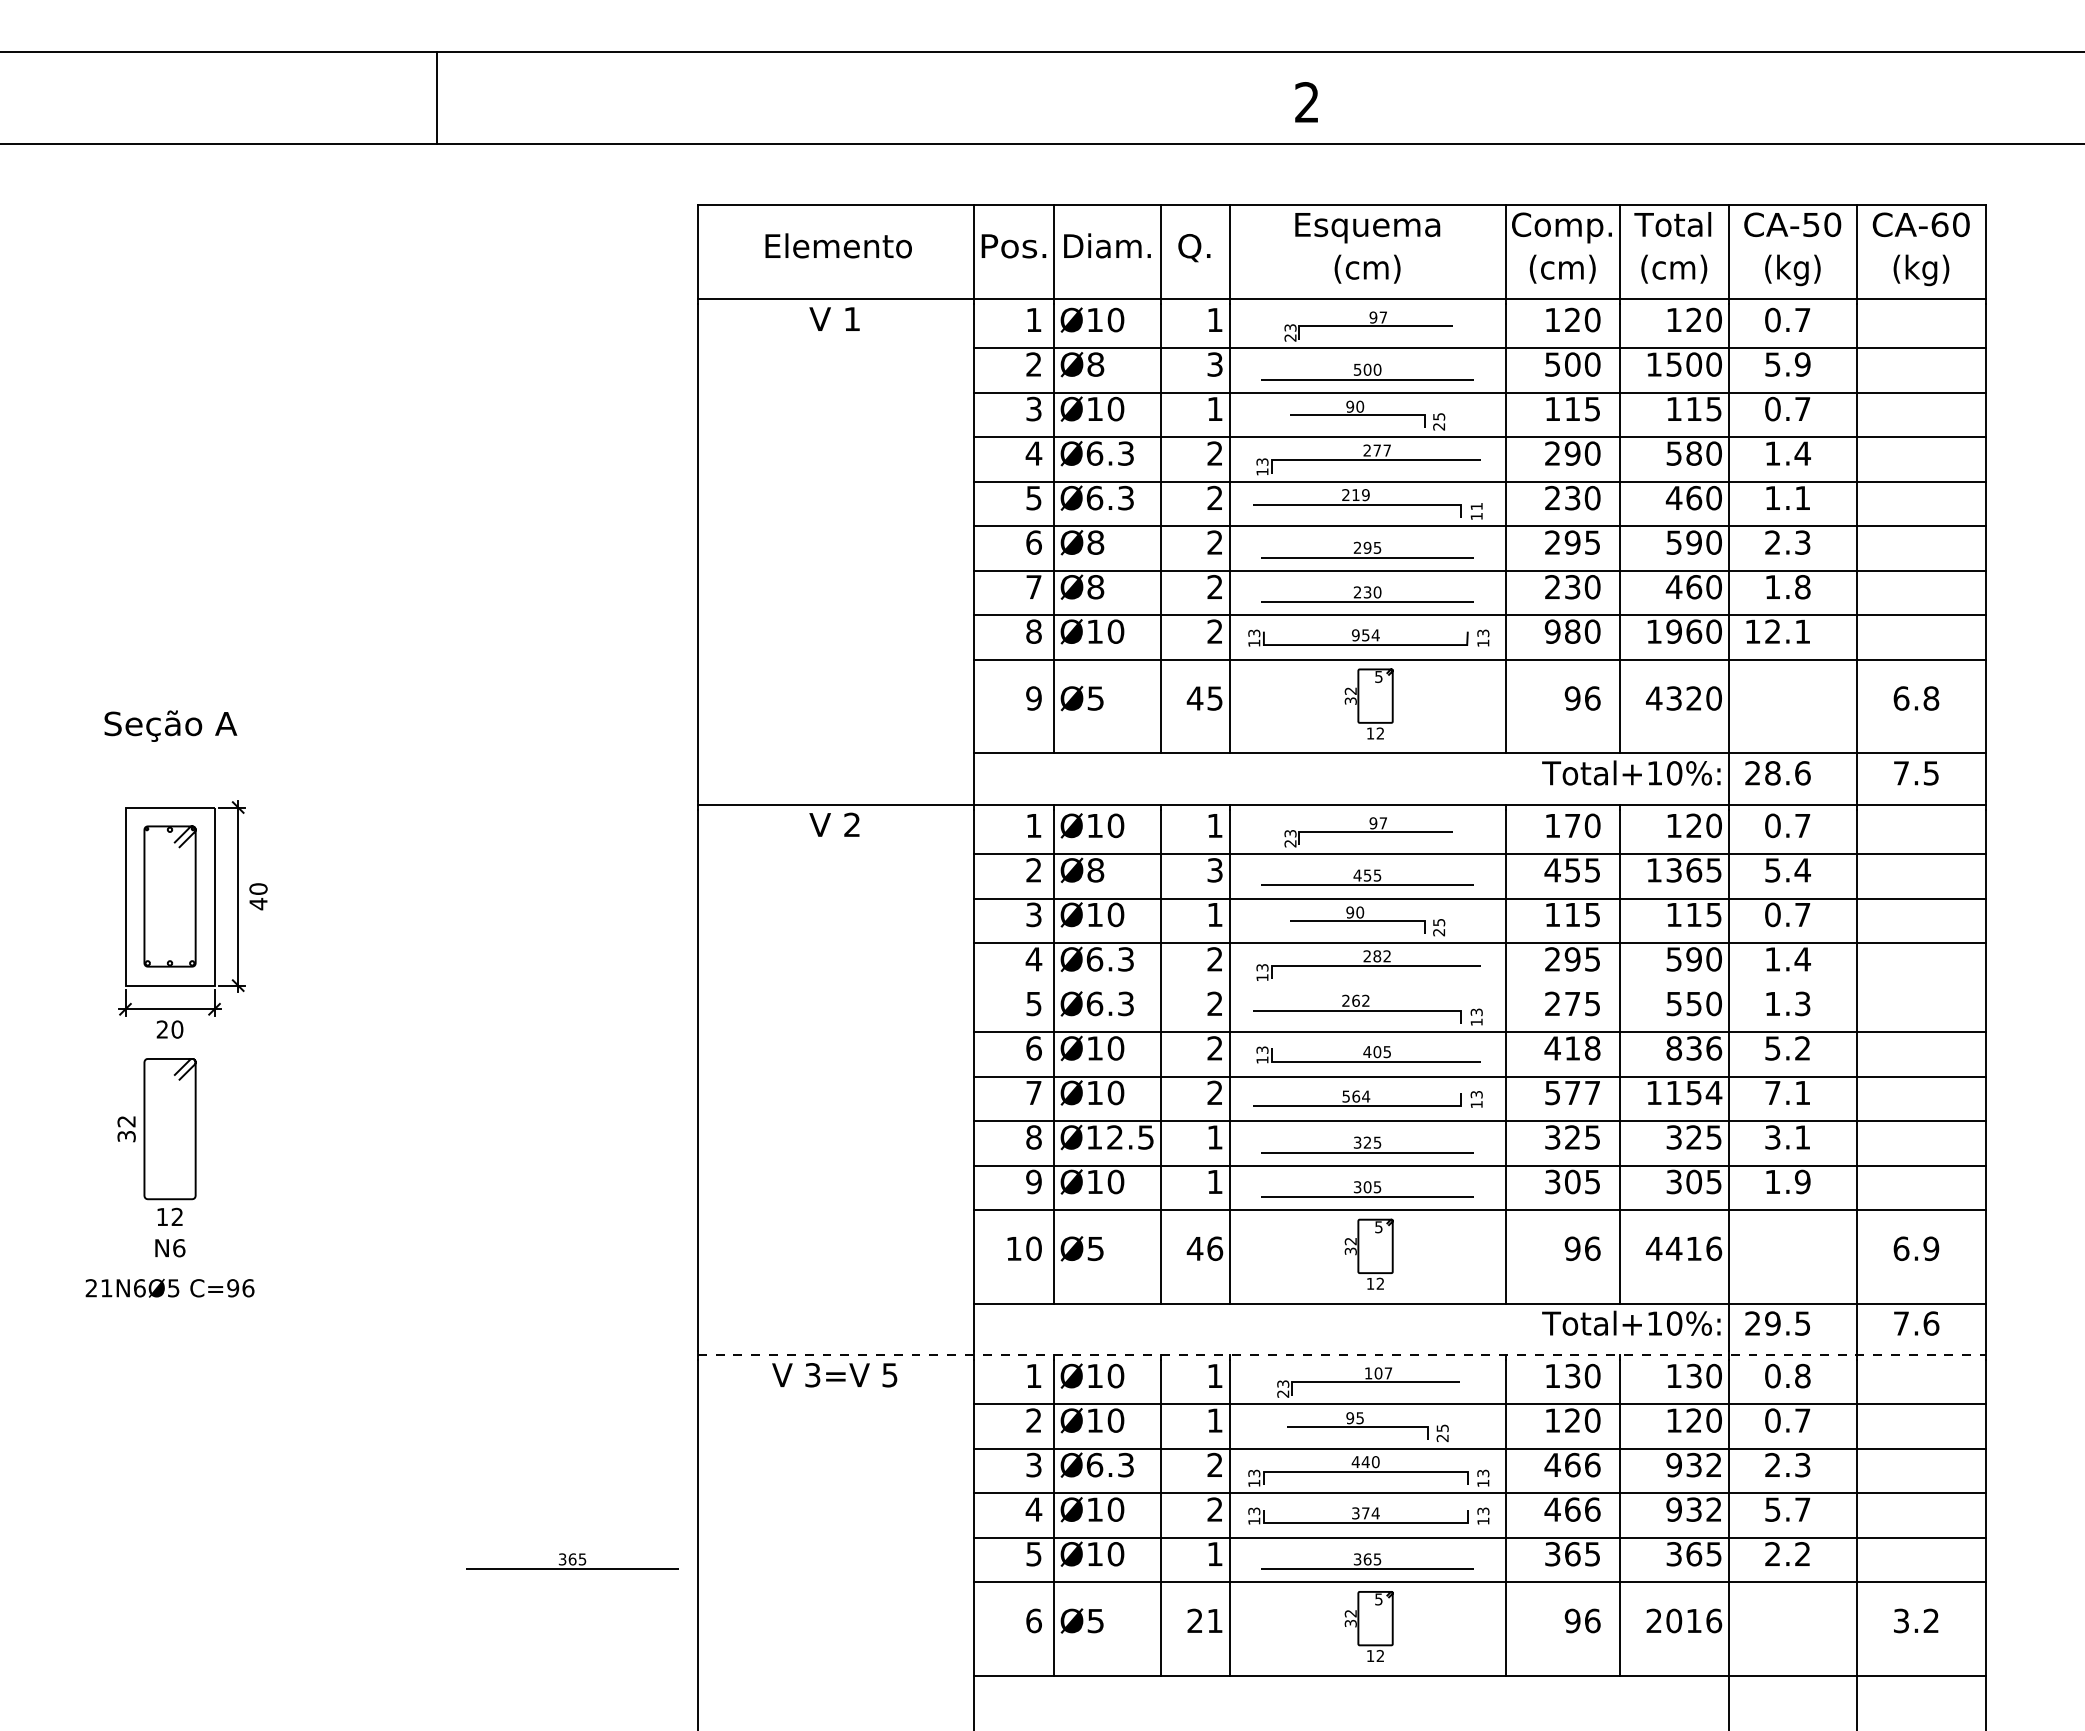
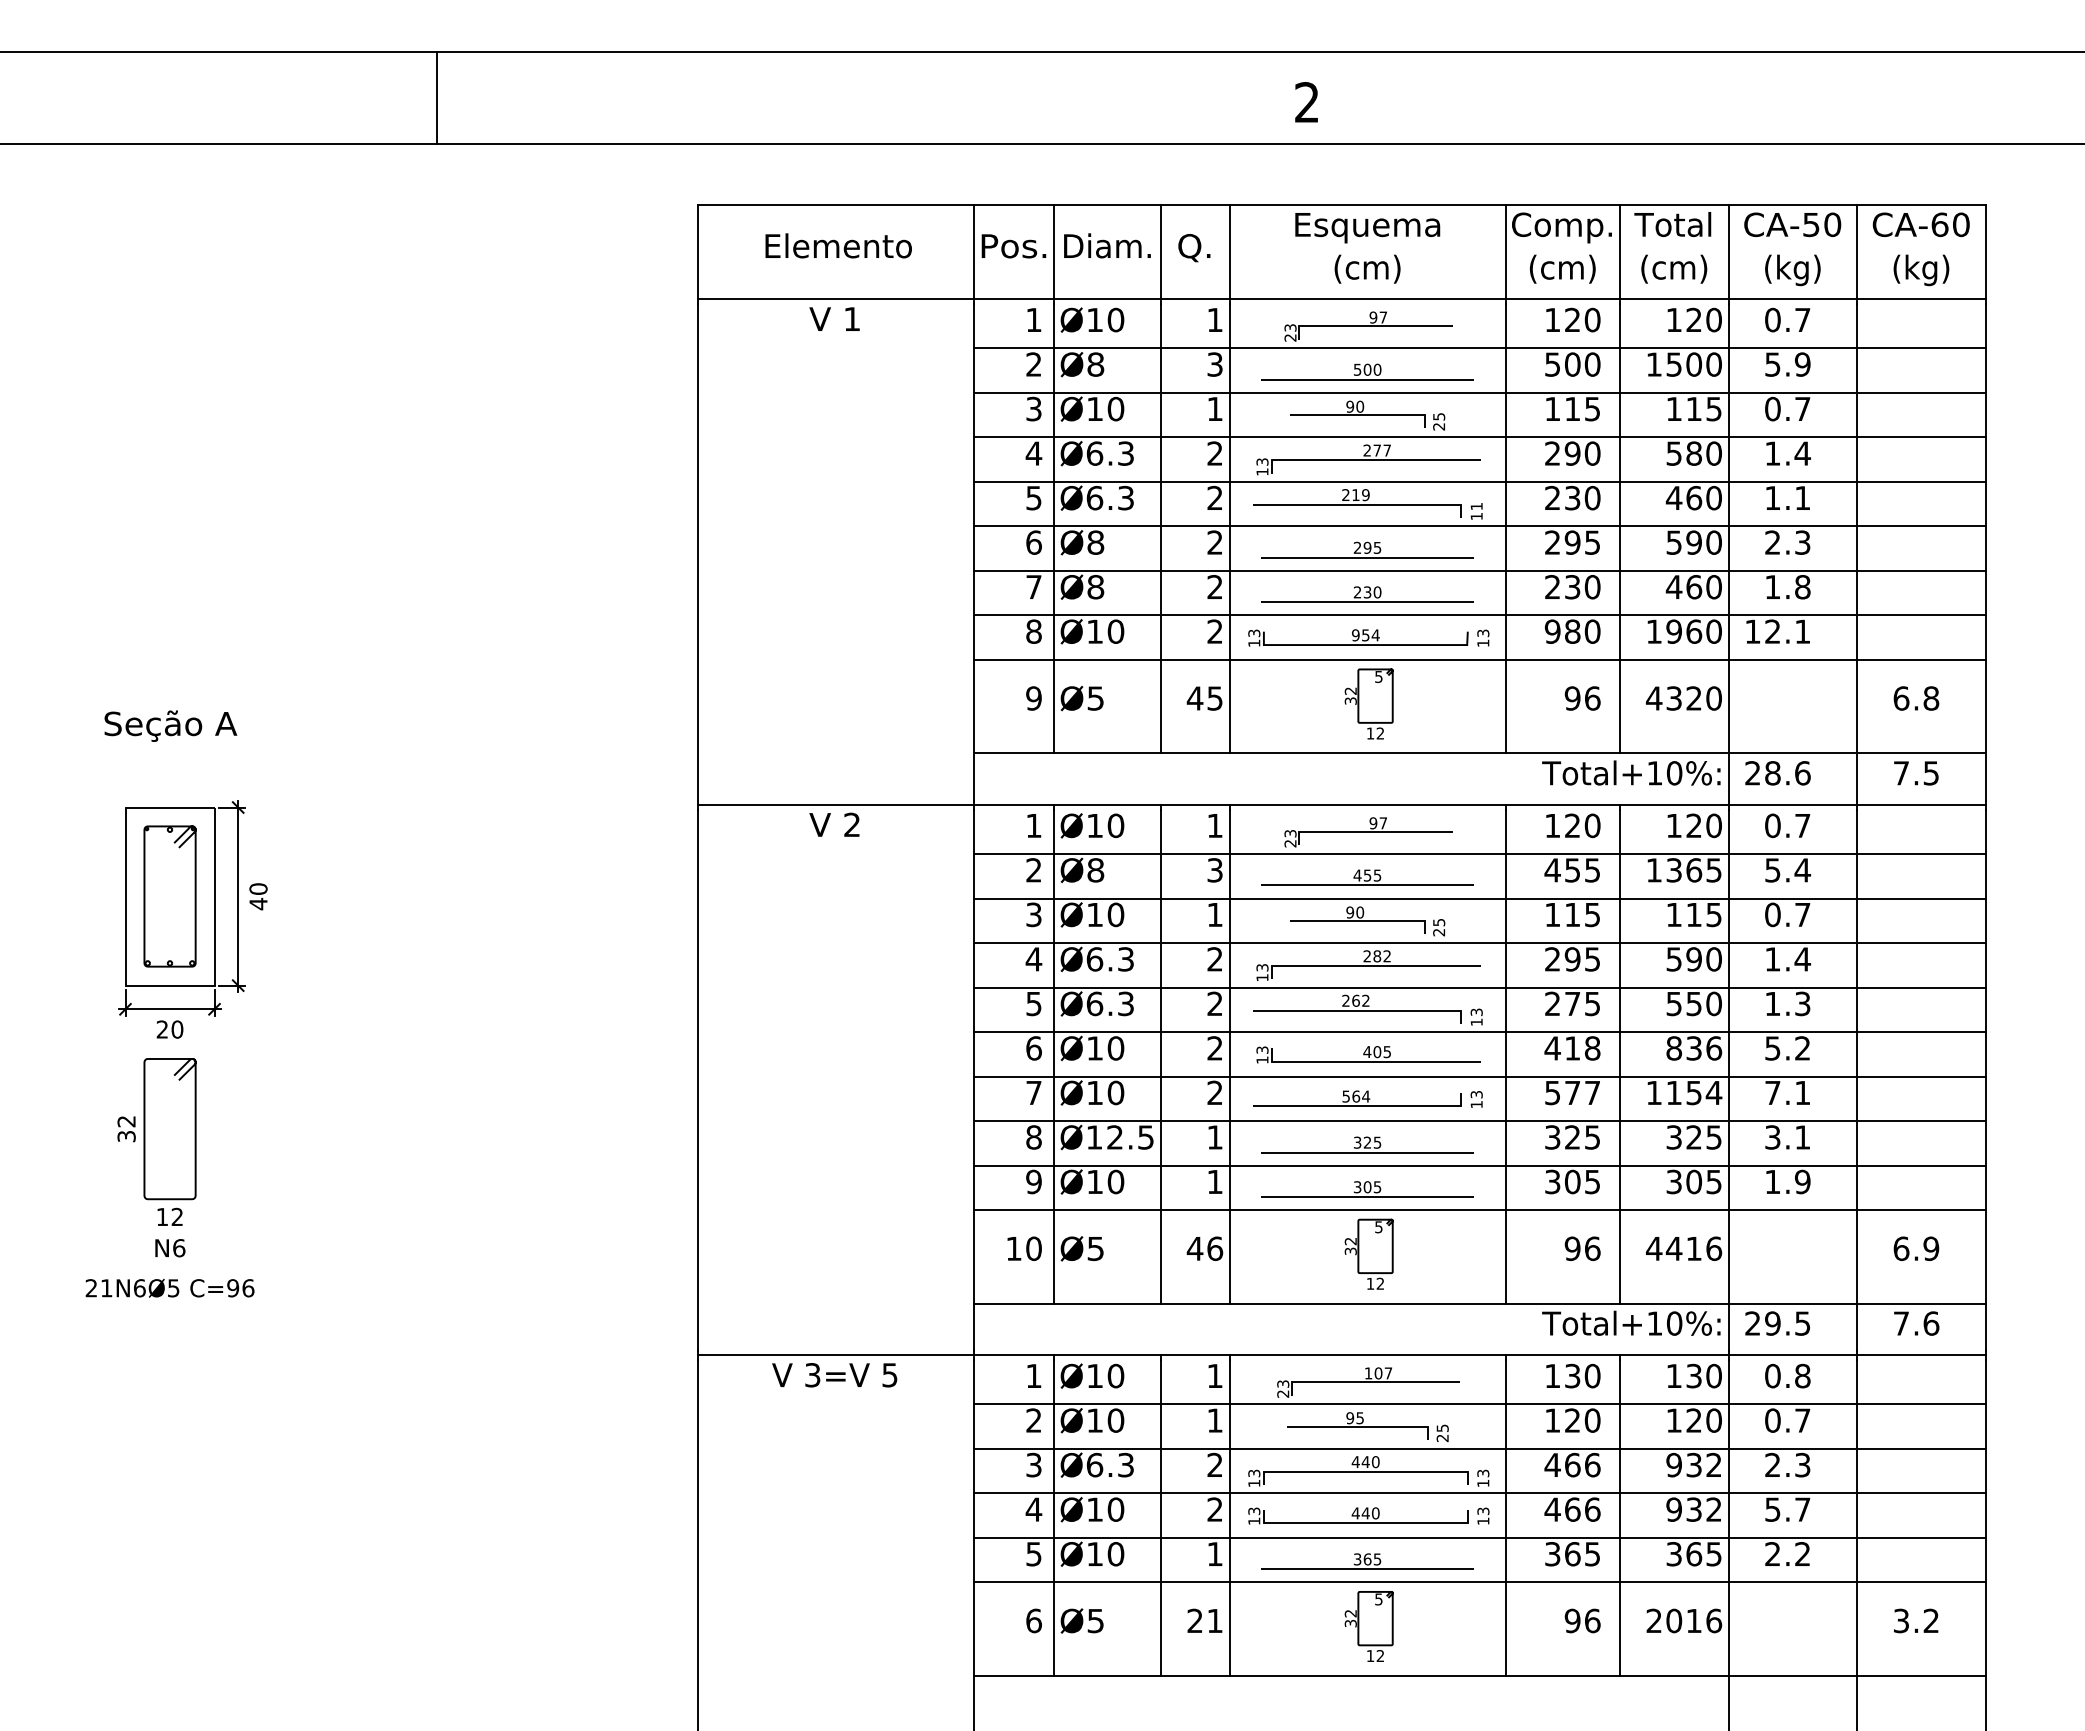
text: 170 -> 120 (1572, 825)
line: none -> present (1479, 987)
line: dashed -> solid (1341, 1355)
text: 374 -> 440 (1365, 1513)
part: present -> none (572, 1561)
